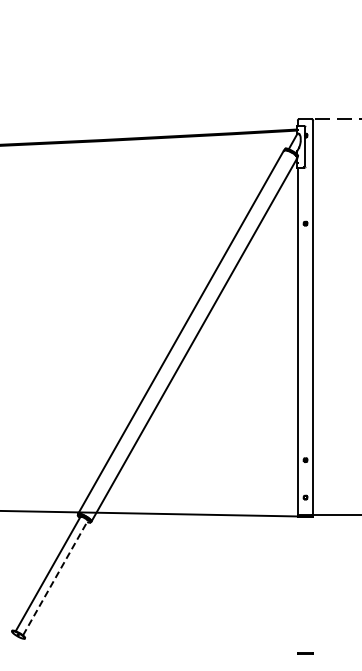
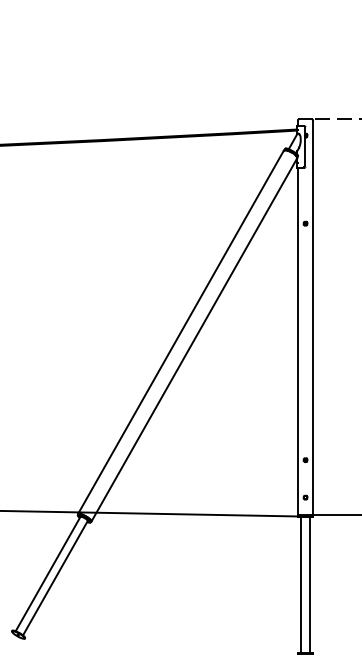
line: dashed -> solid (55, 578)
line: none -> present (301, 584)
line: none -> present (309, 584)
